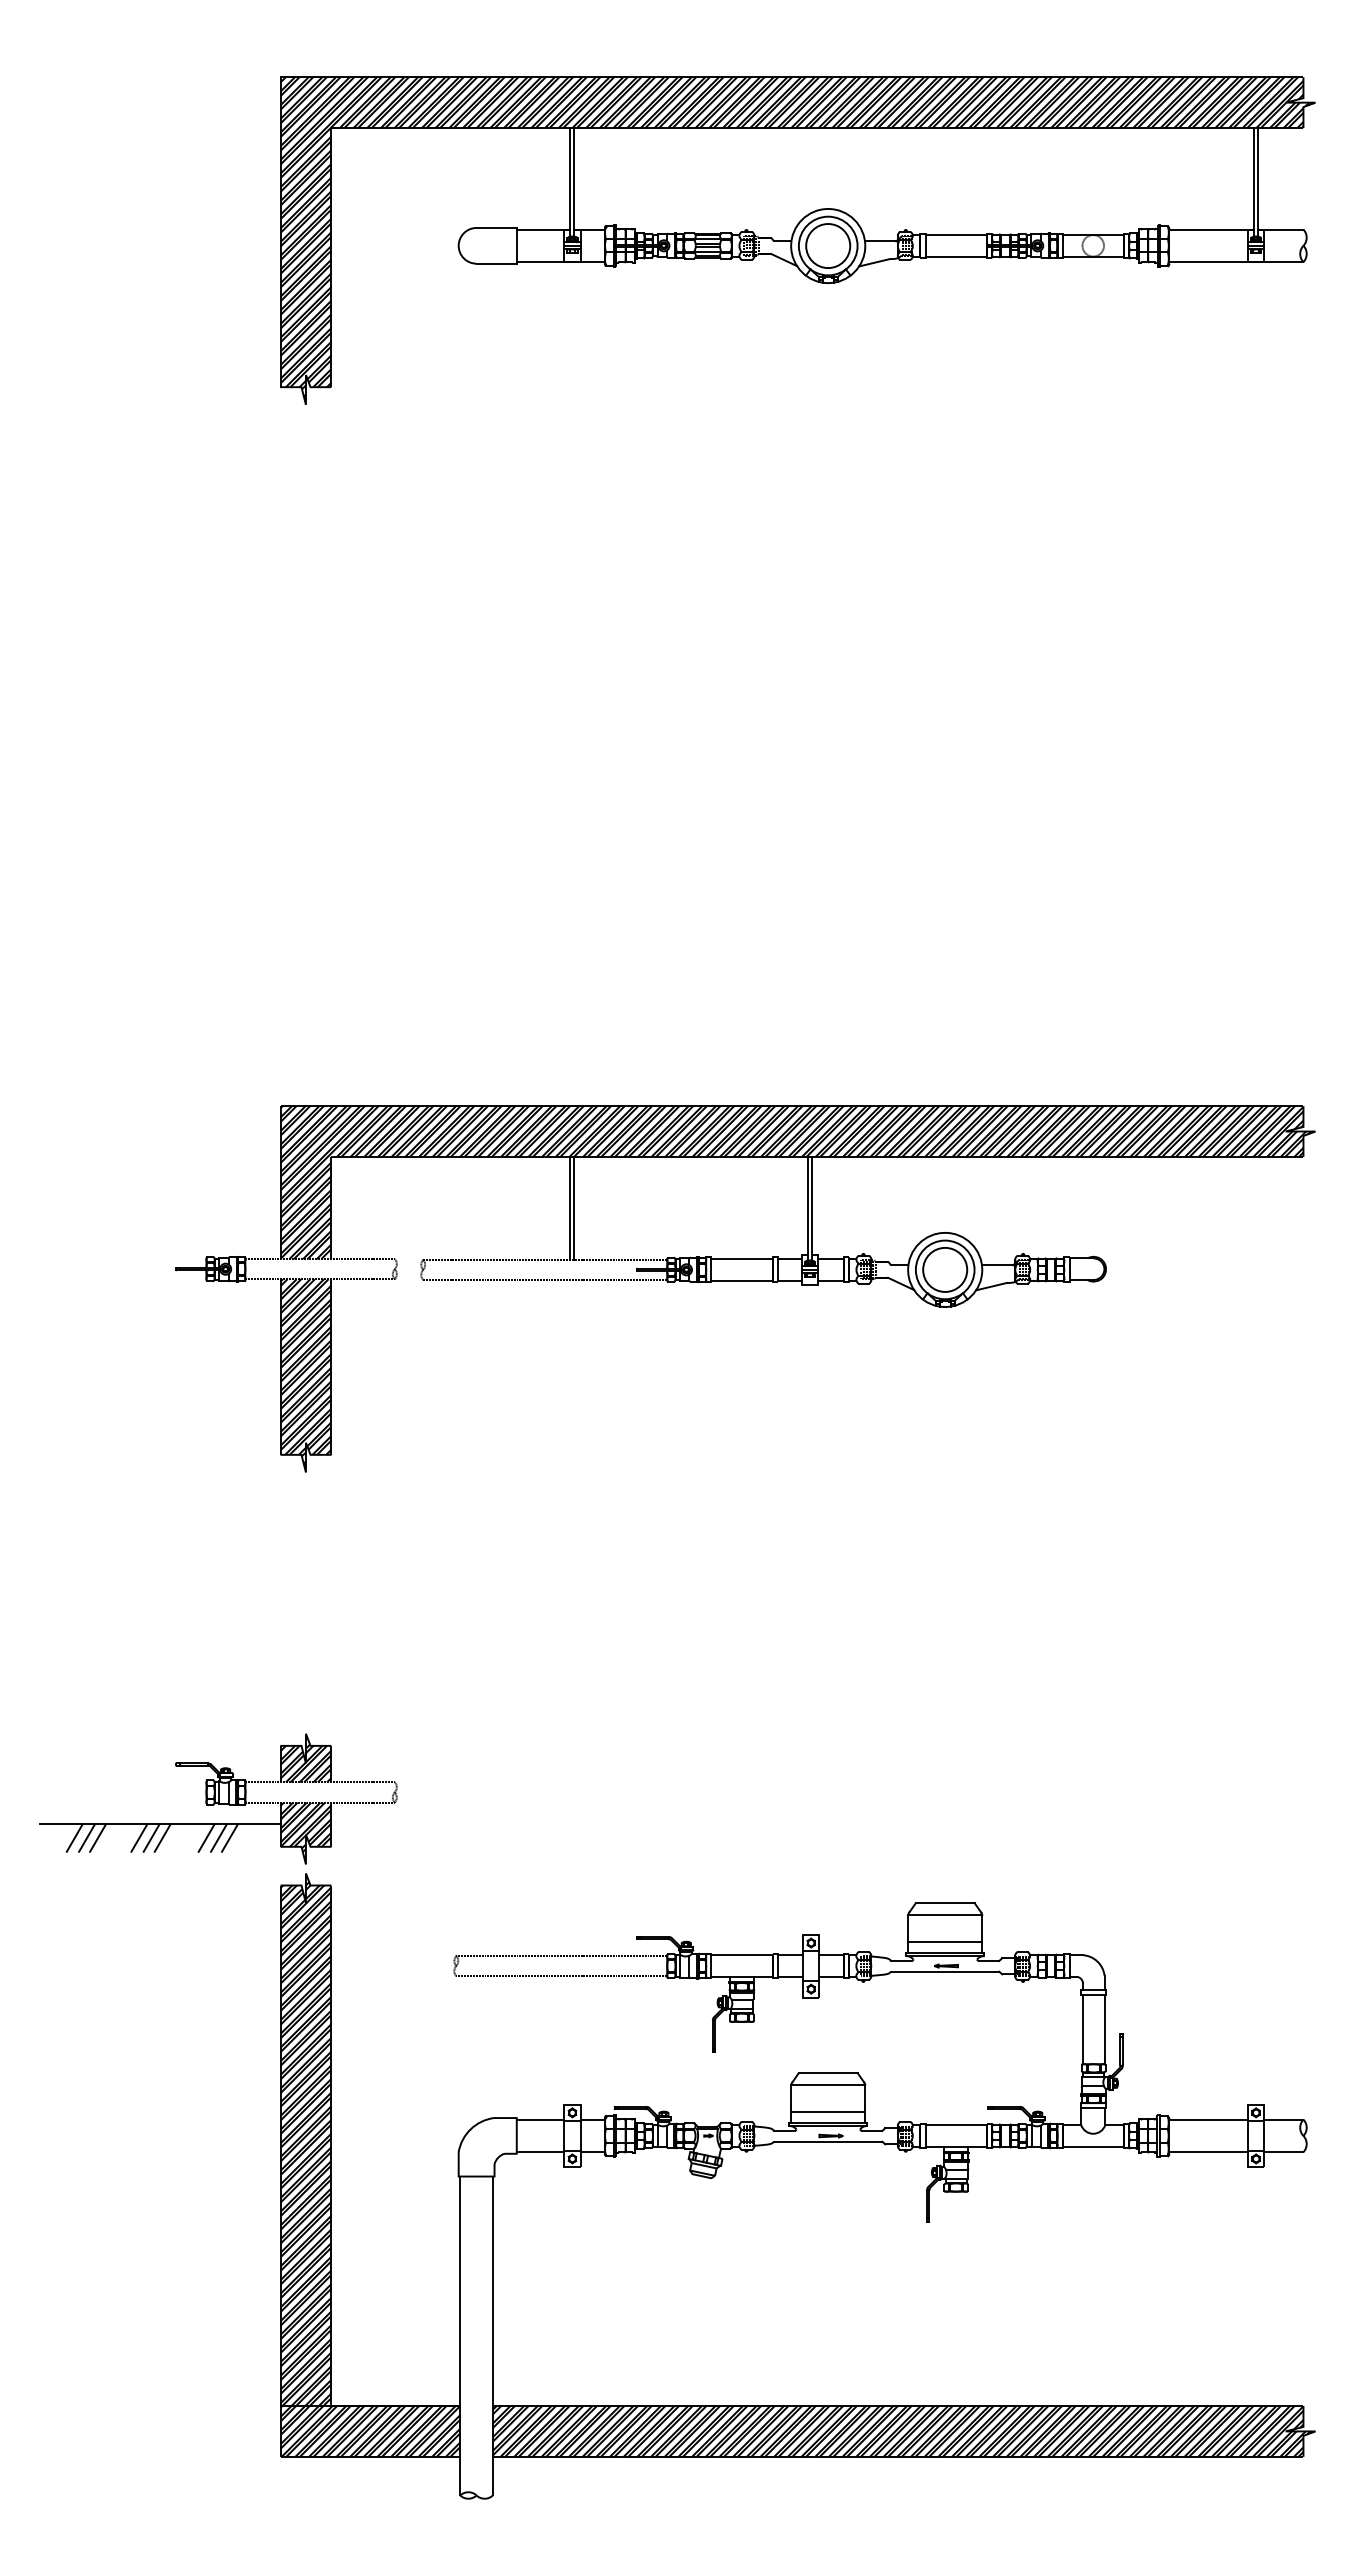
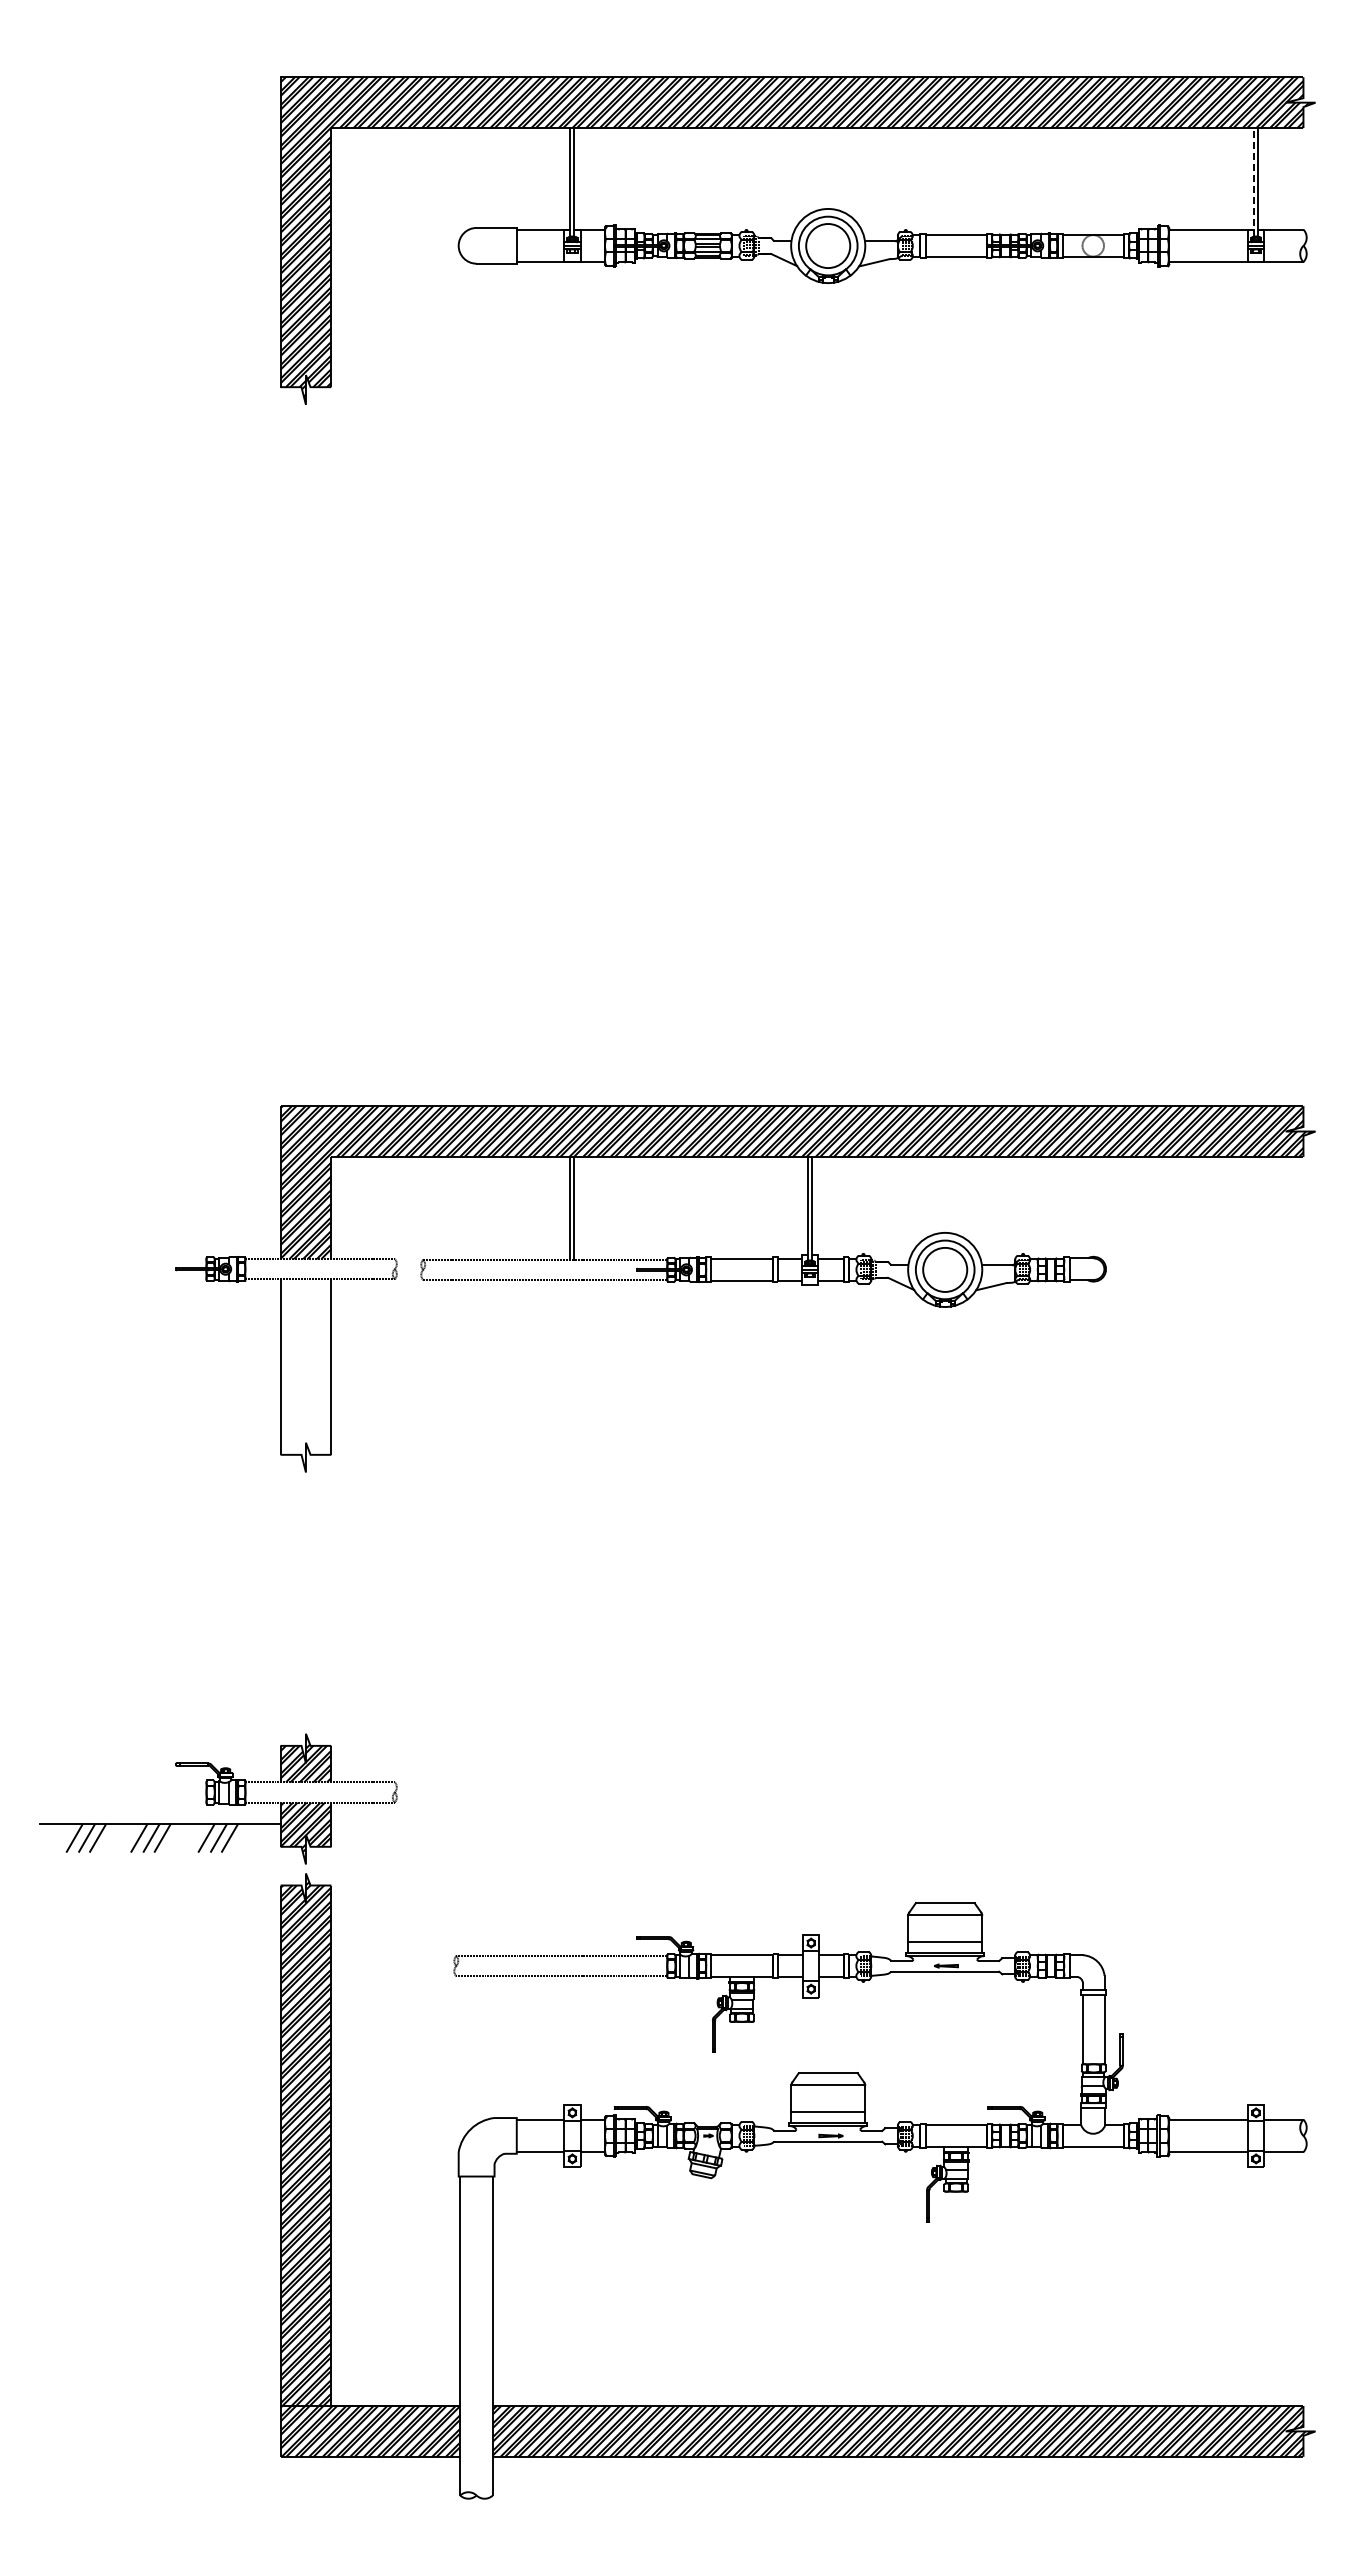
line: solid -> dashed (1253, 181)
hatch: present -> none (305, 1373)
